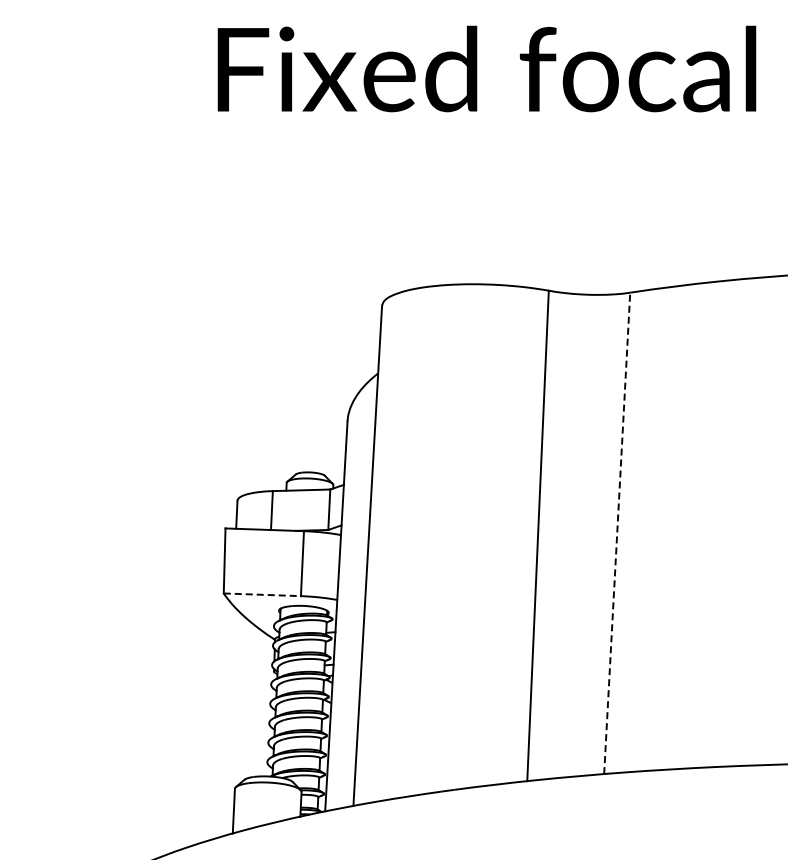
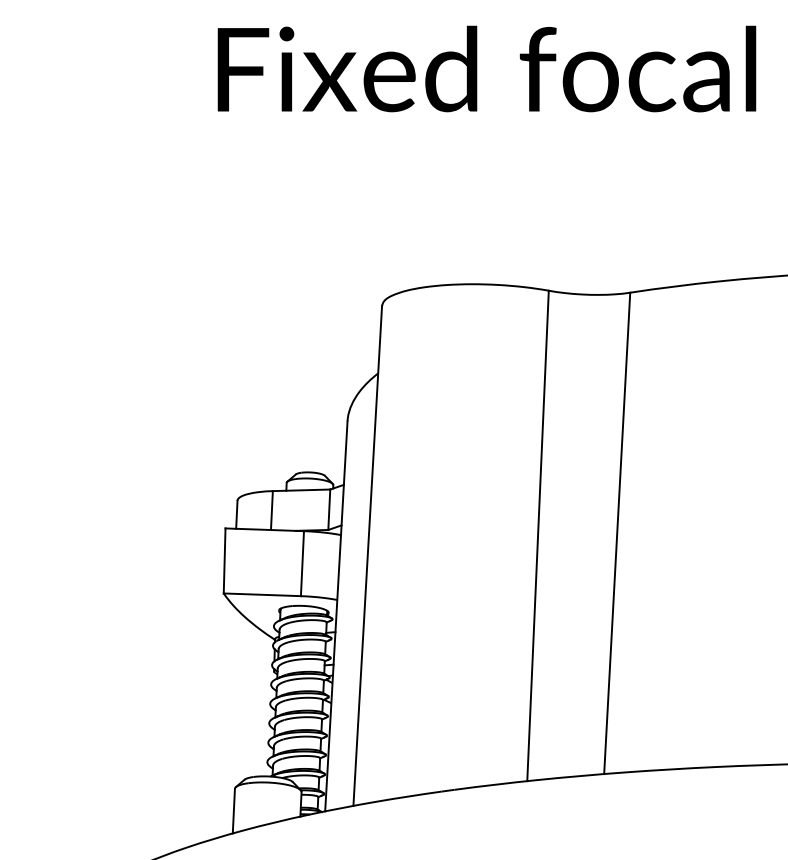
line: dashed -> solid (617, 532)
line: dashed -> solid (262, 594)
